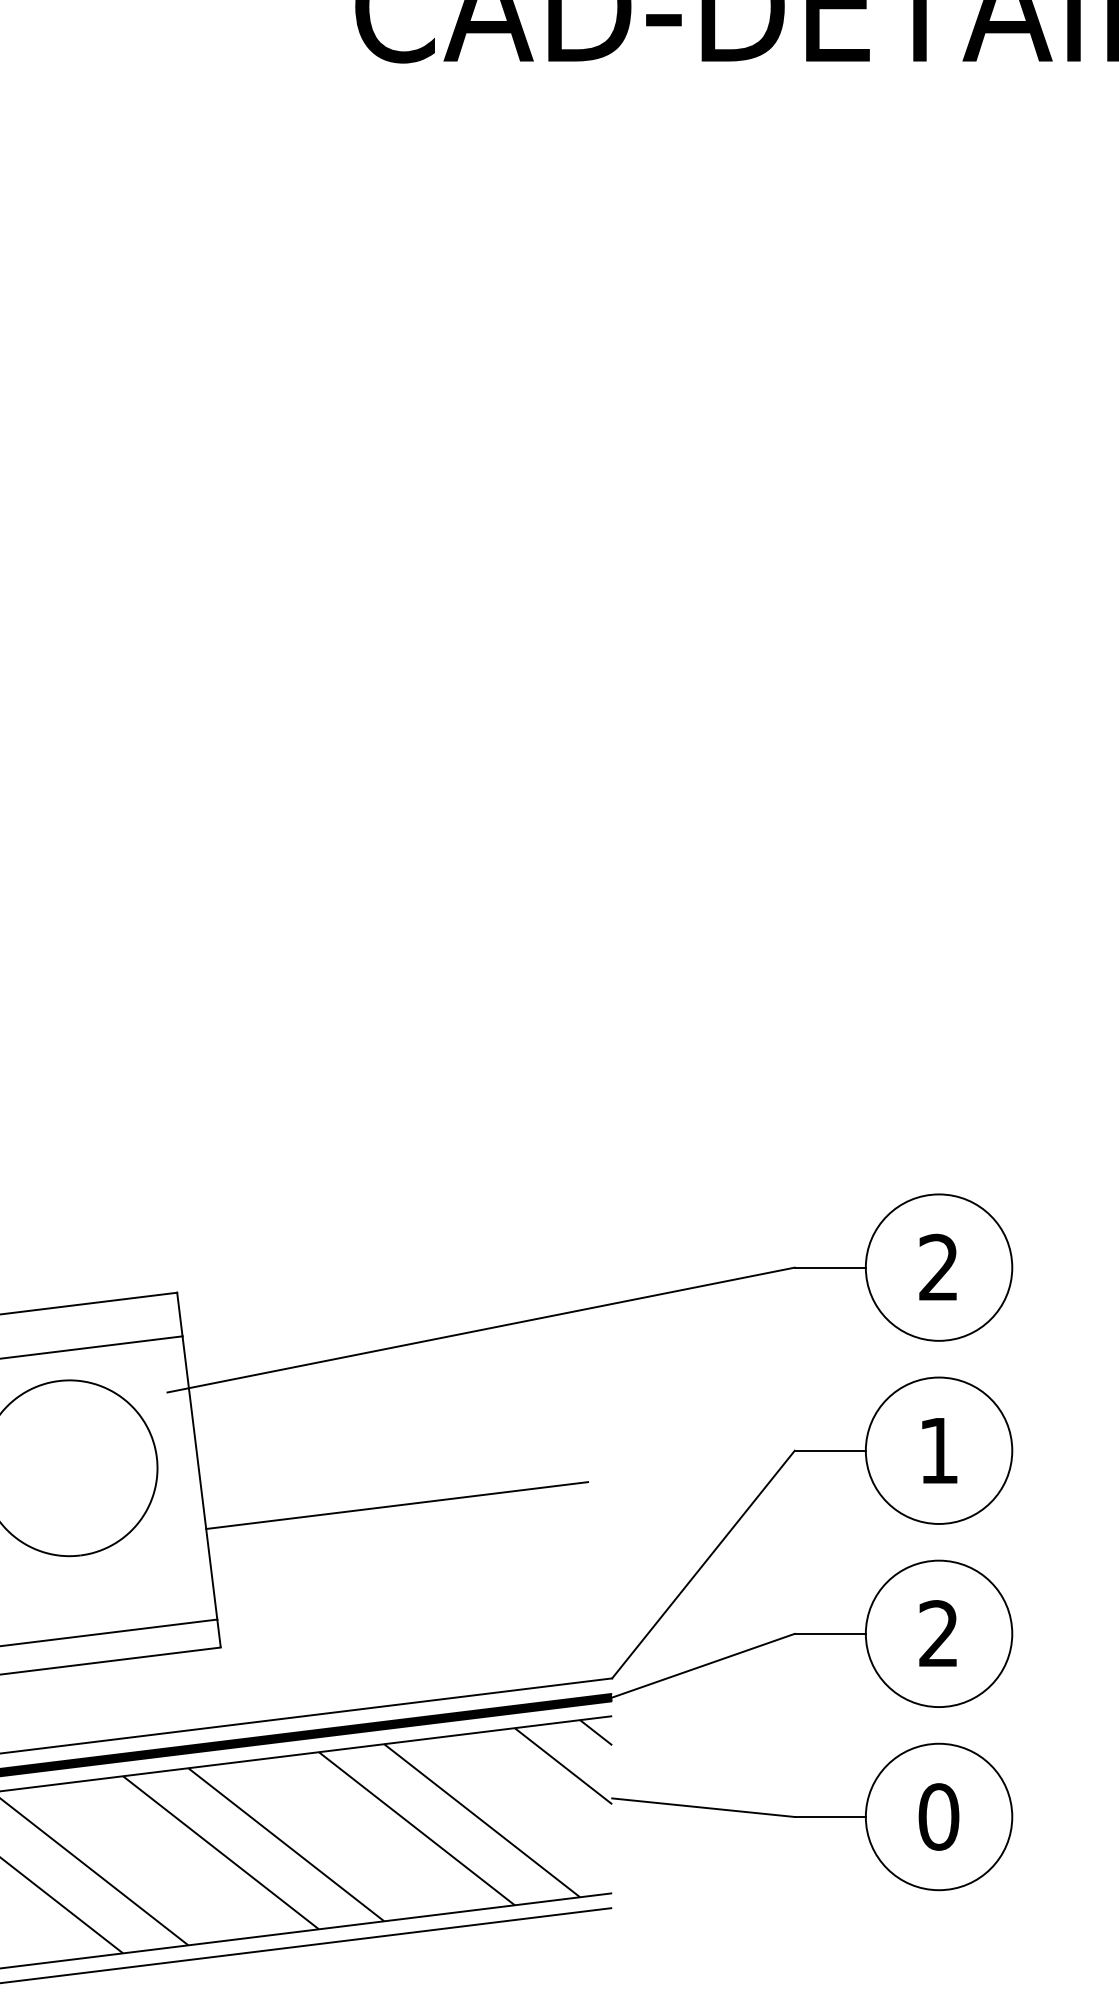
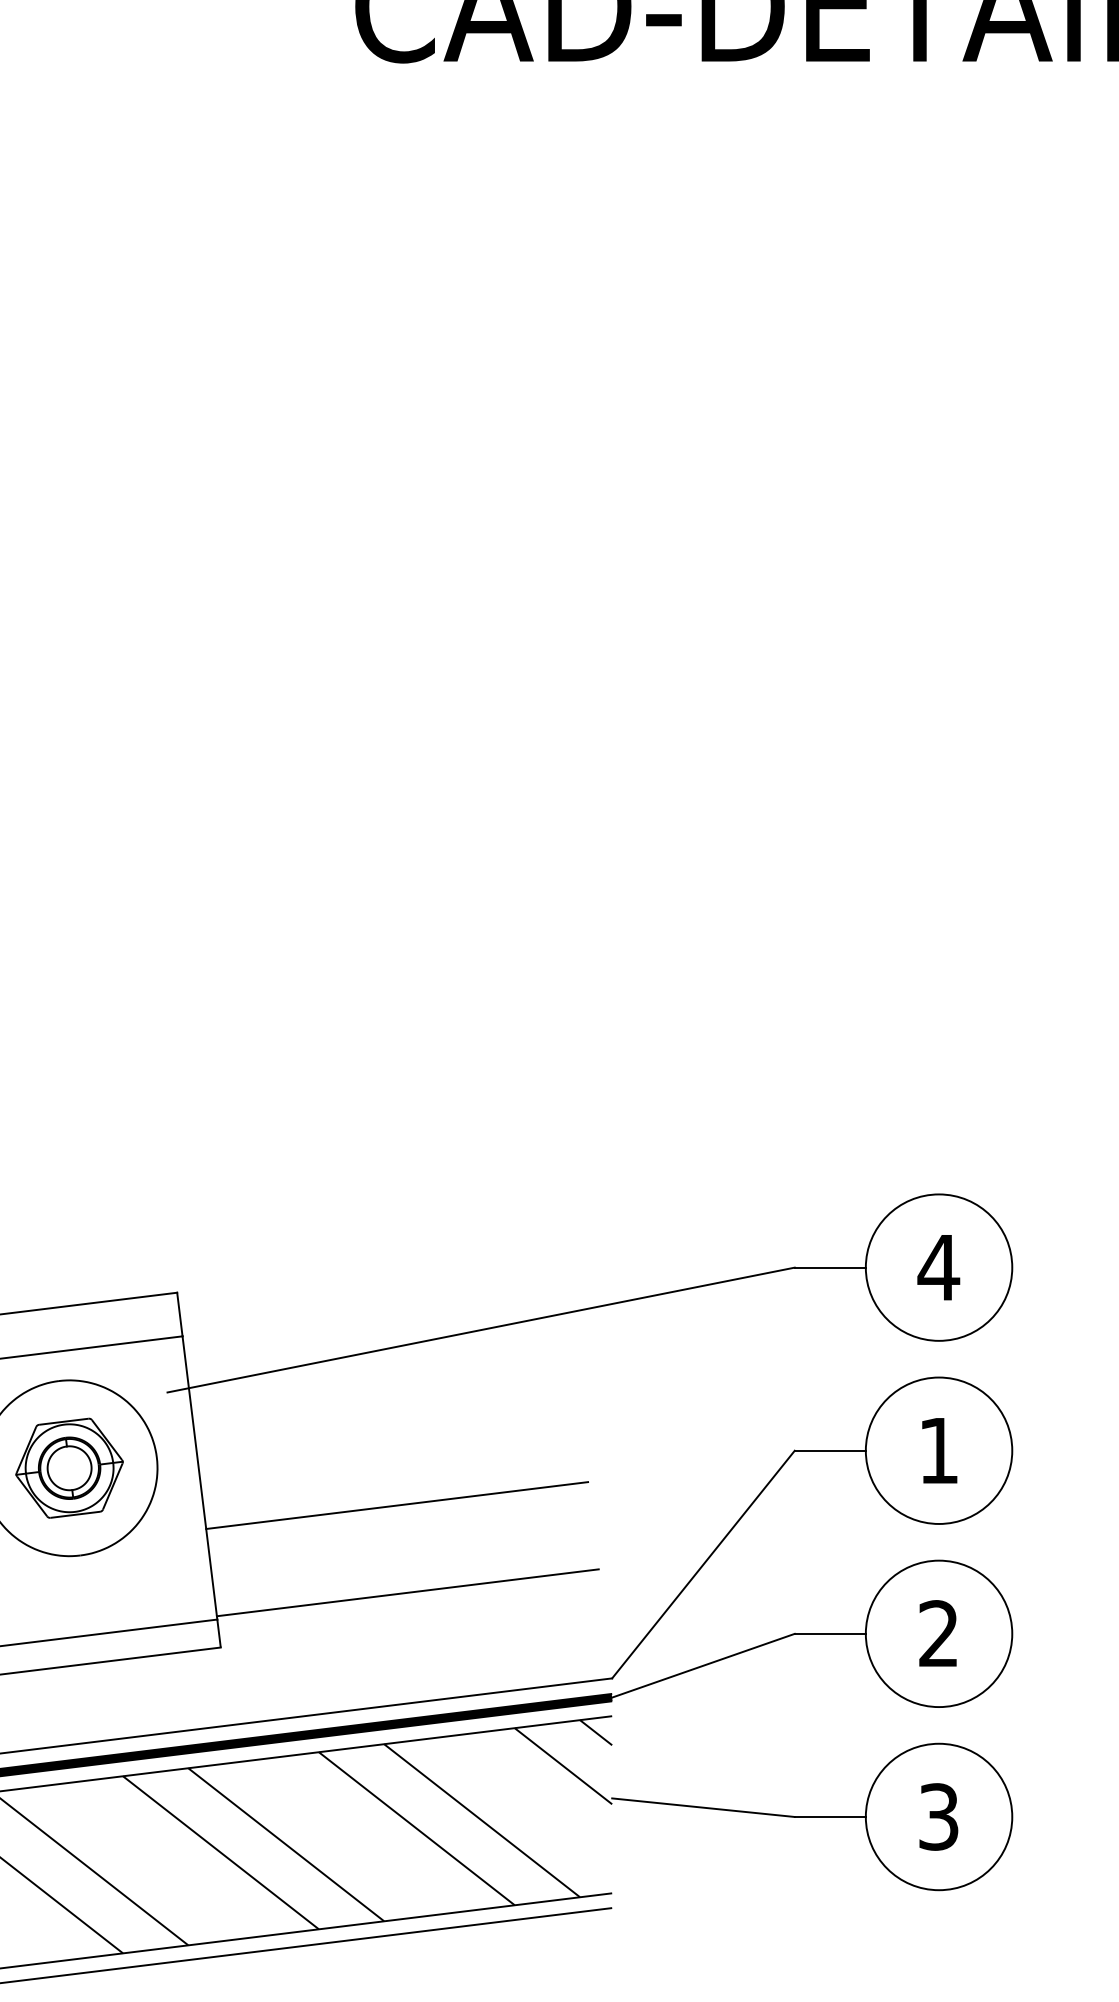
text: 2 -> 4 (938, 1266)
part: none -> present (69, 1467)
line: none -> present (407, 1592)
text: 0 -> 3 (938, 1816)
